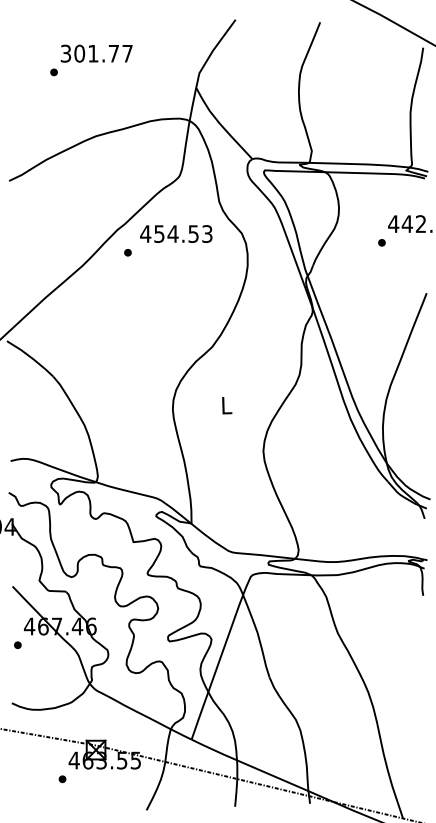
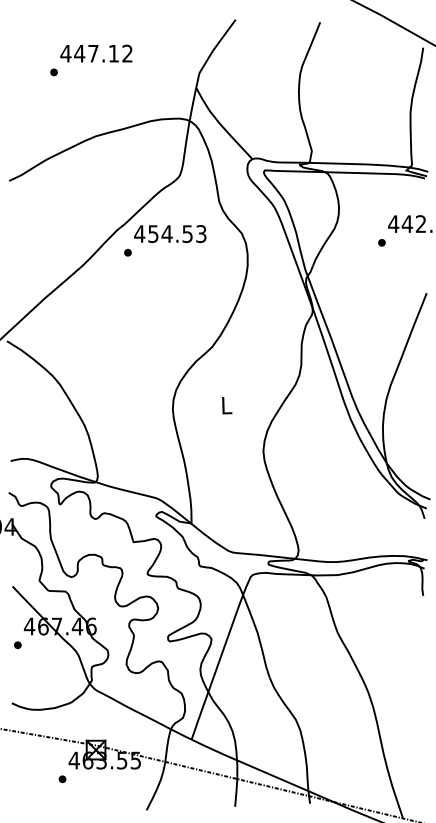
text: 301.77 -> 447.12 (96, 53)
text position: (176, 233) -> (170, 233) (170, 233)
